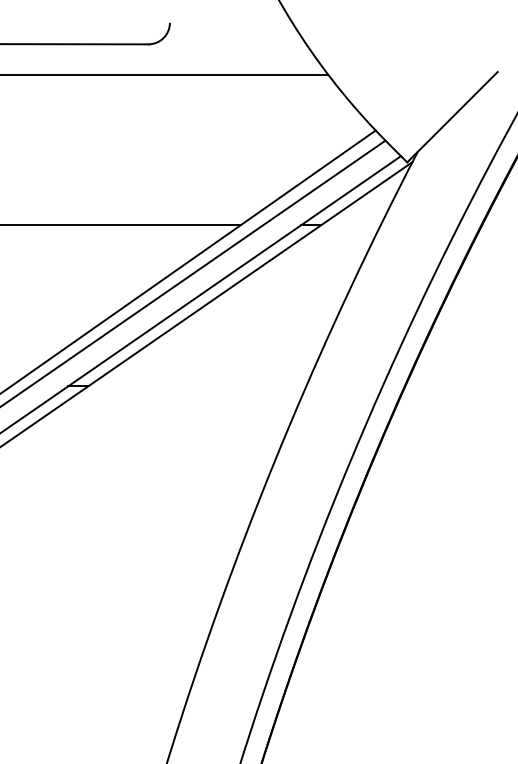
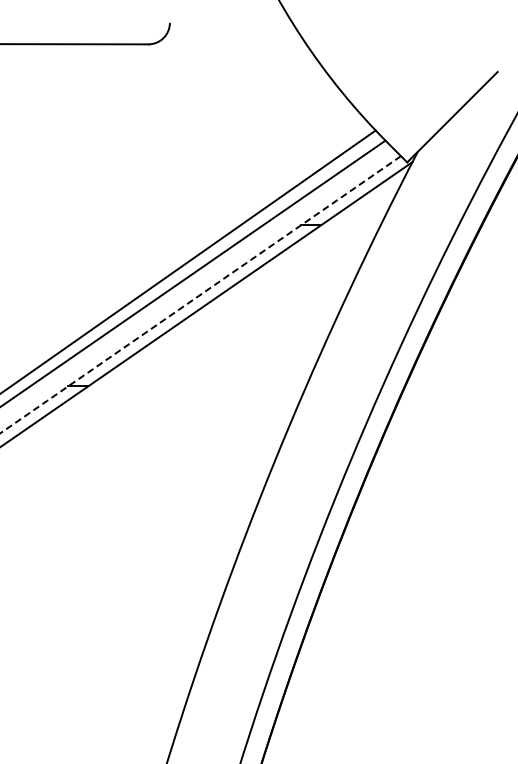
line: present -> none (165, 74)
line: present -> none (121, 225)
line: solid -> dashed (200, 294)
